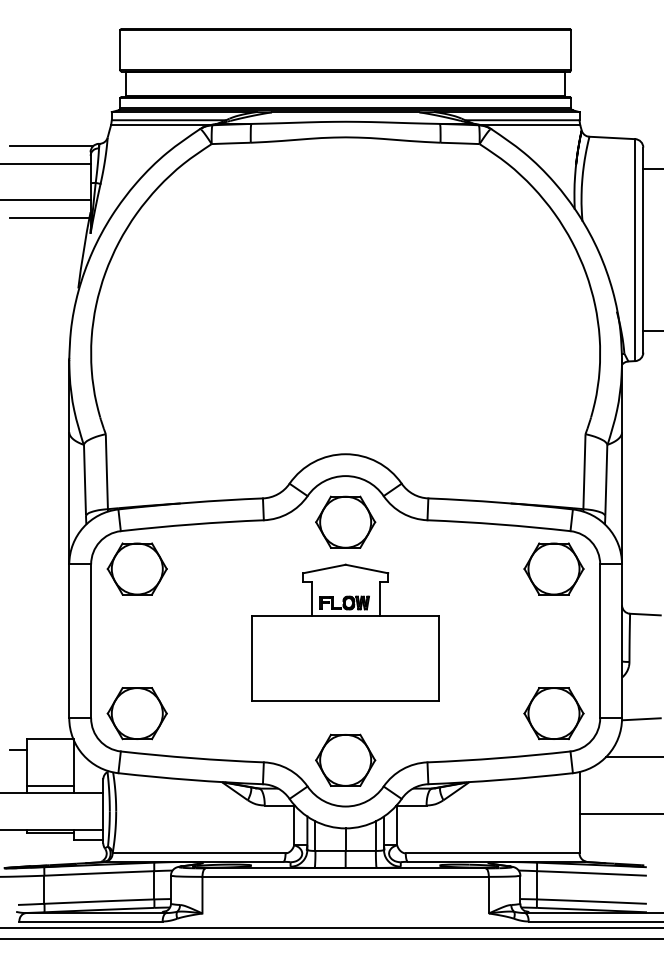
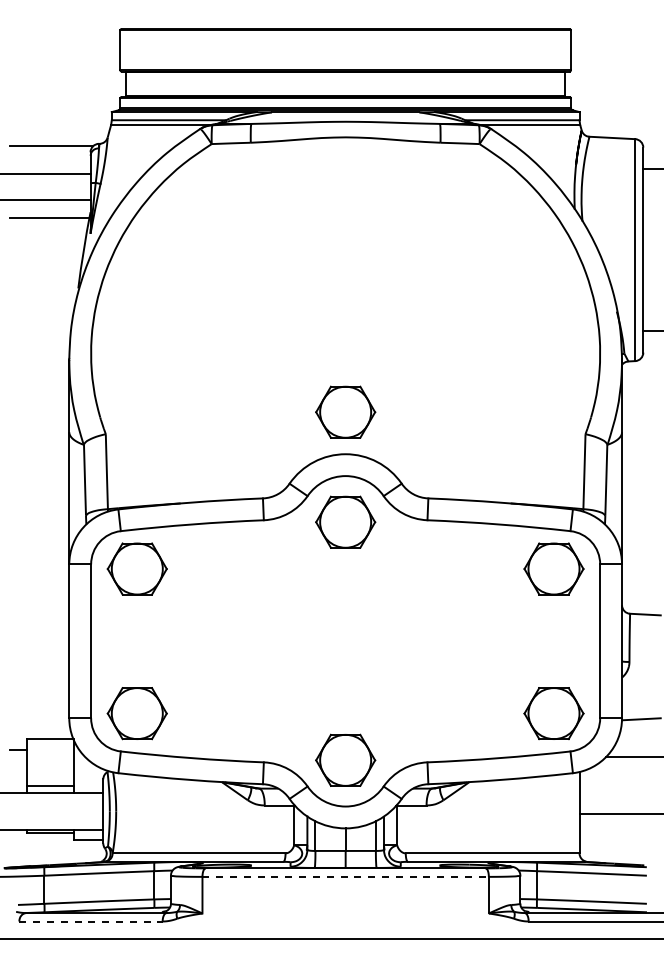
line position: (46, 163) -> (46, 173) (46, 173)
part: none -> present (345, 411)
part: present -> none (345, 632)
line: solid -> dashed (346, 876)
line: solid -> dashed (90, 921)
line: present -> none (331, 928)
